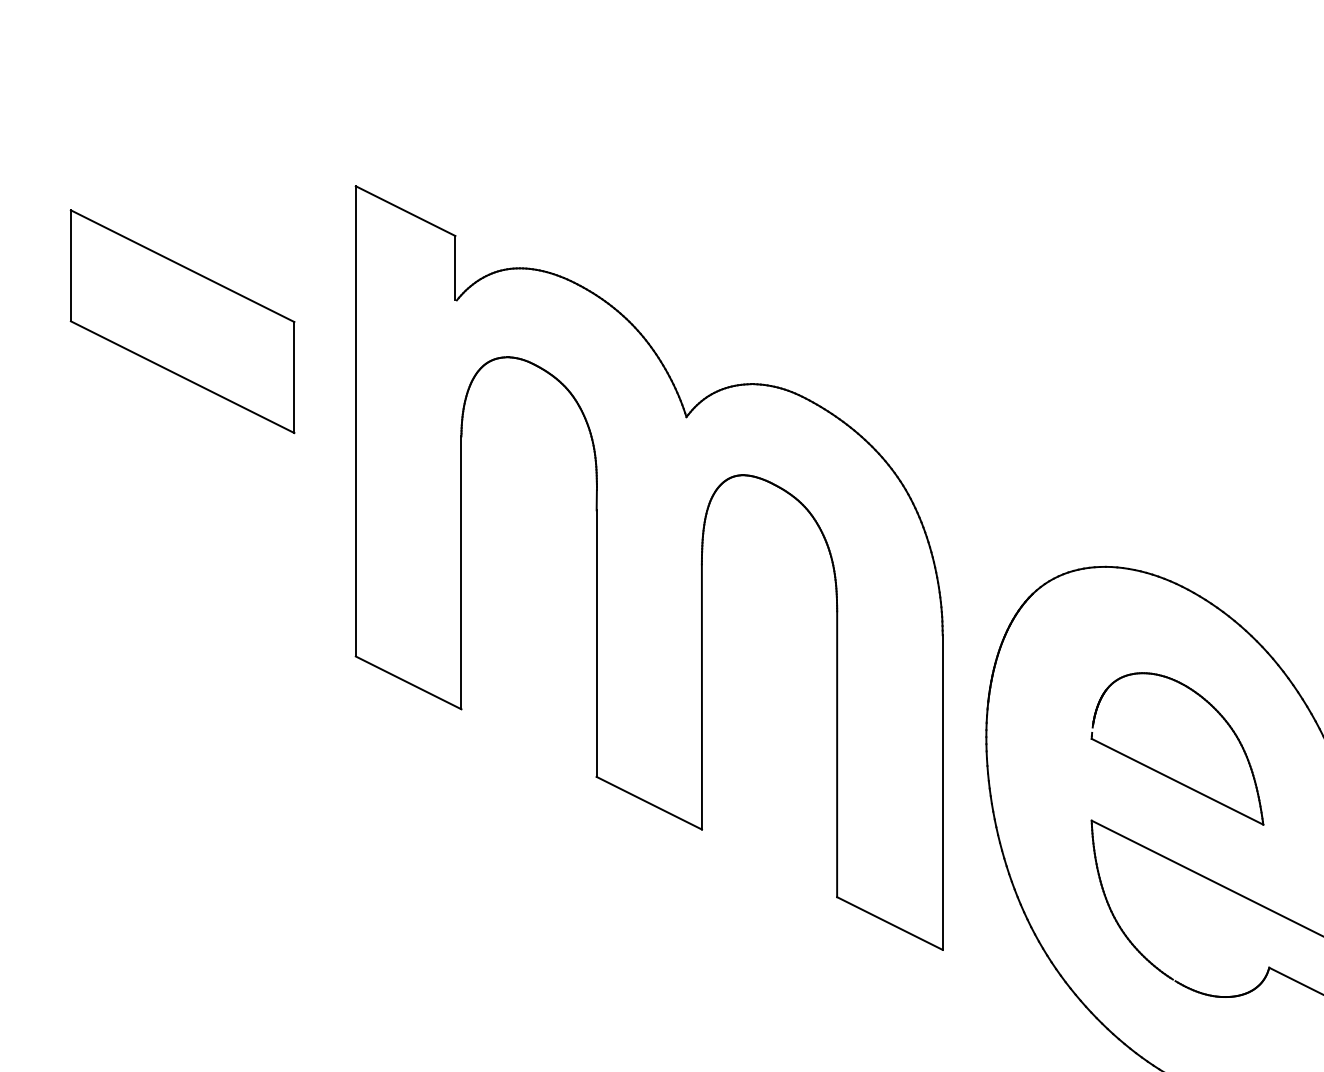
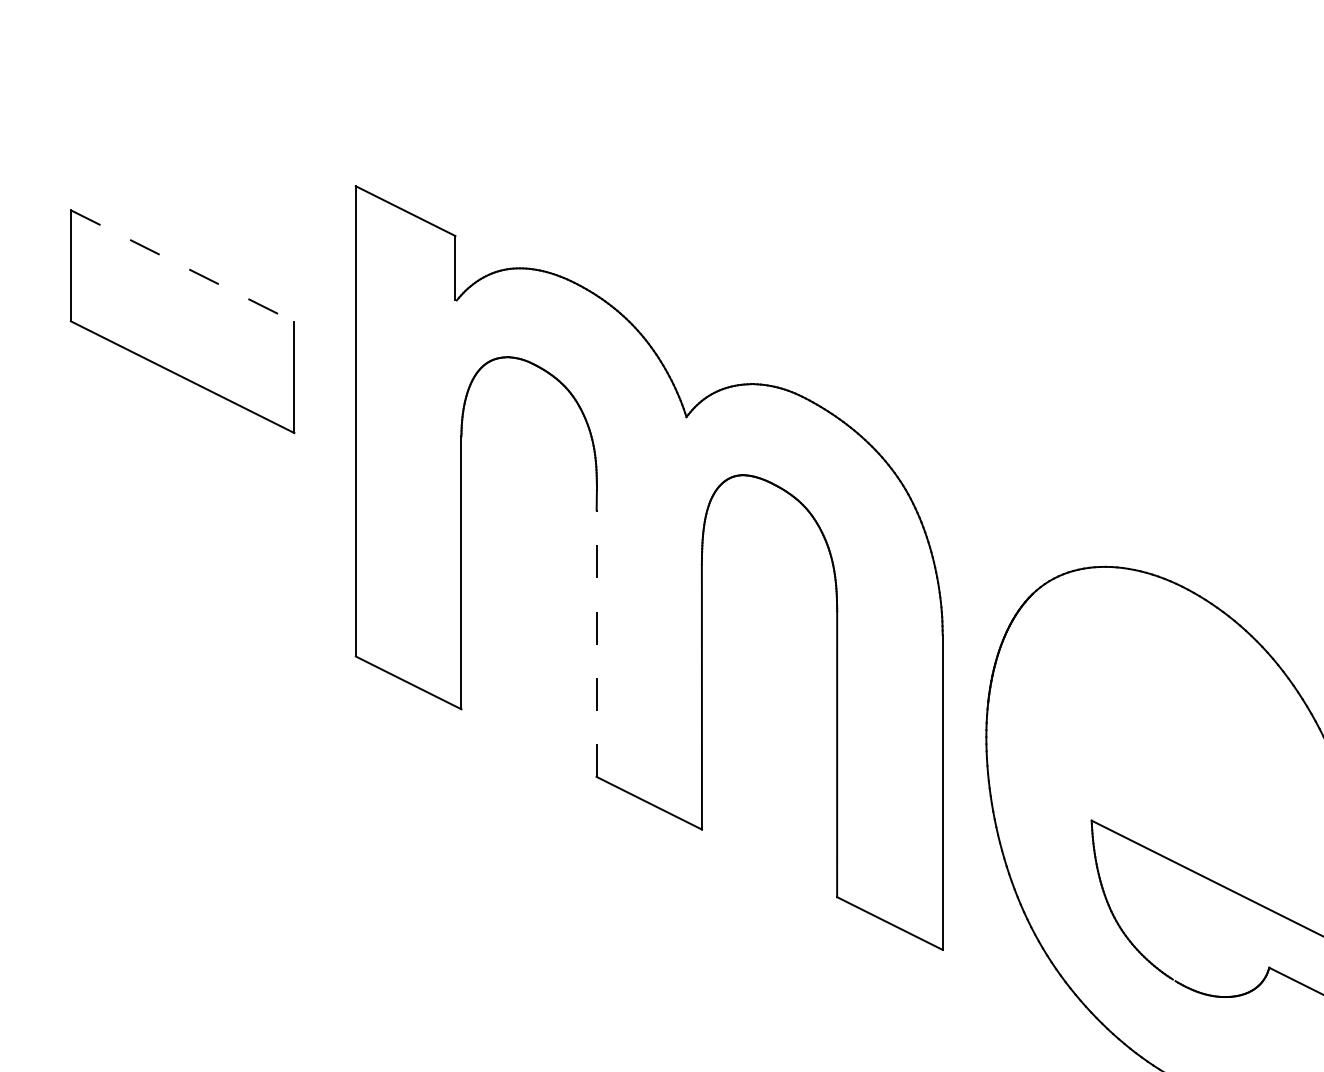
line: solid -> dashed (182, 266)
line: solid -> dashed (596, 643)
part: present -> none (1165, 774)
